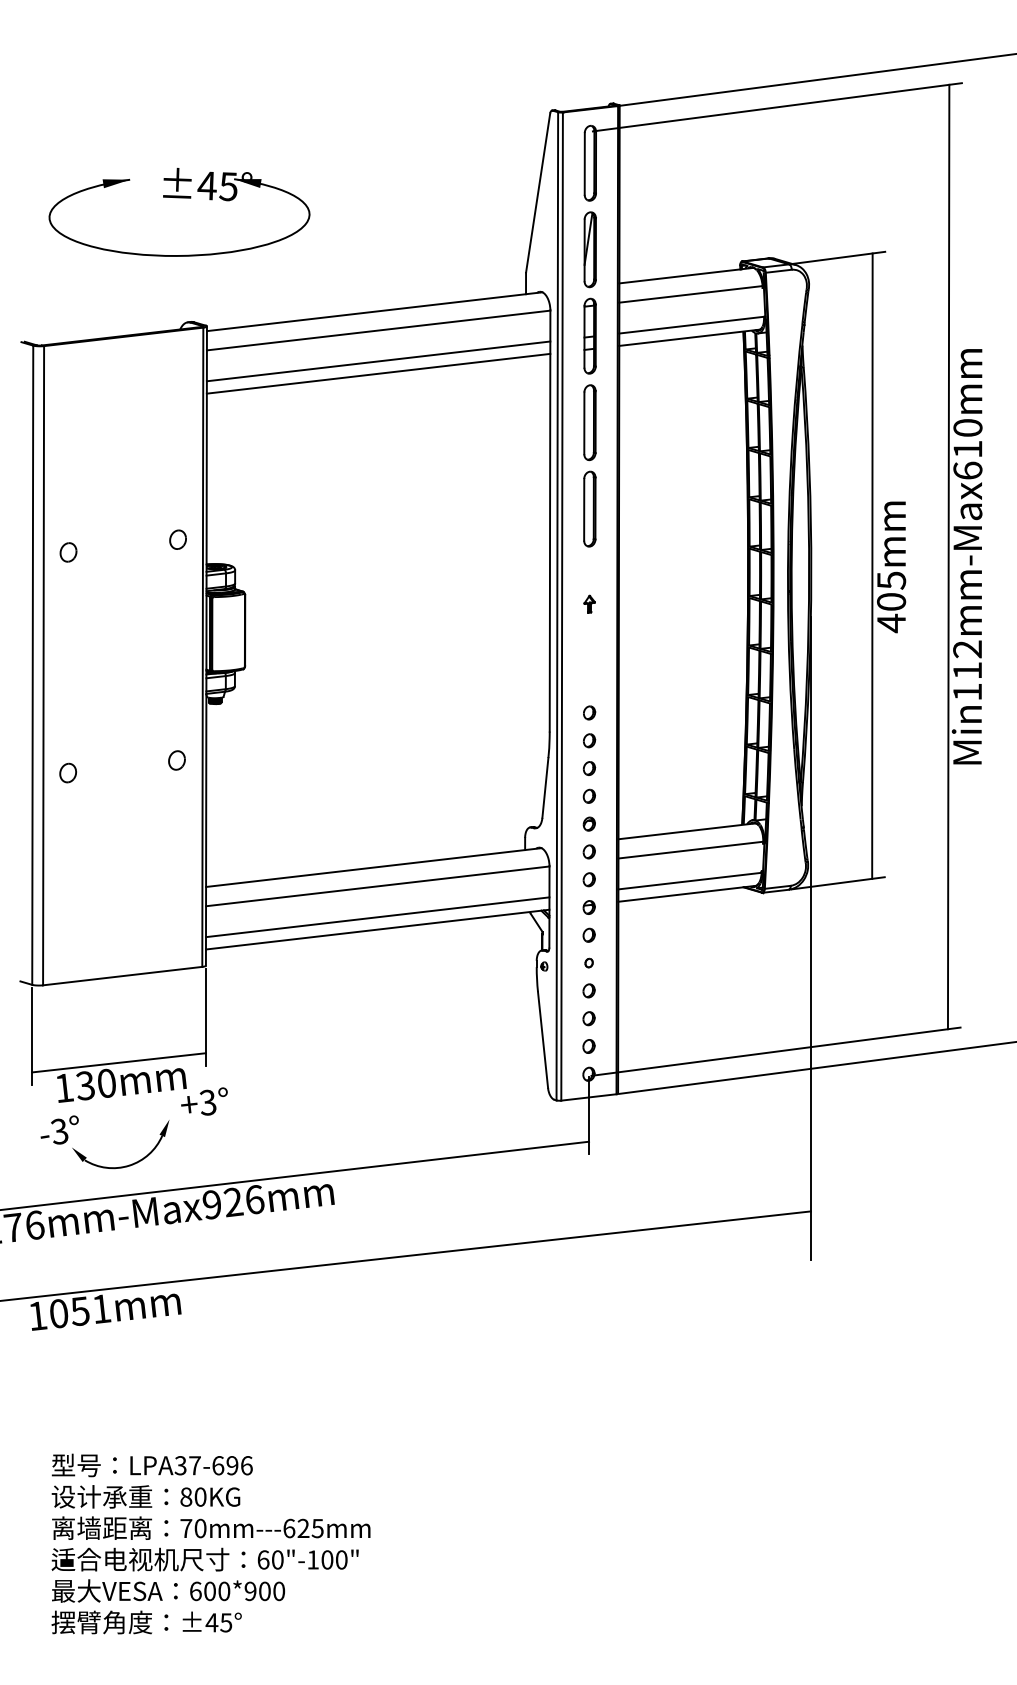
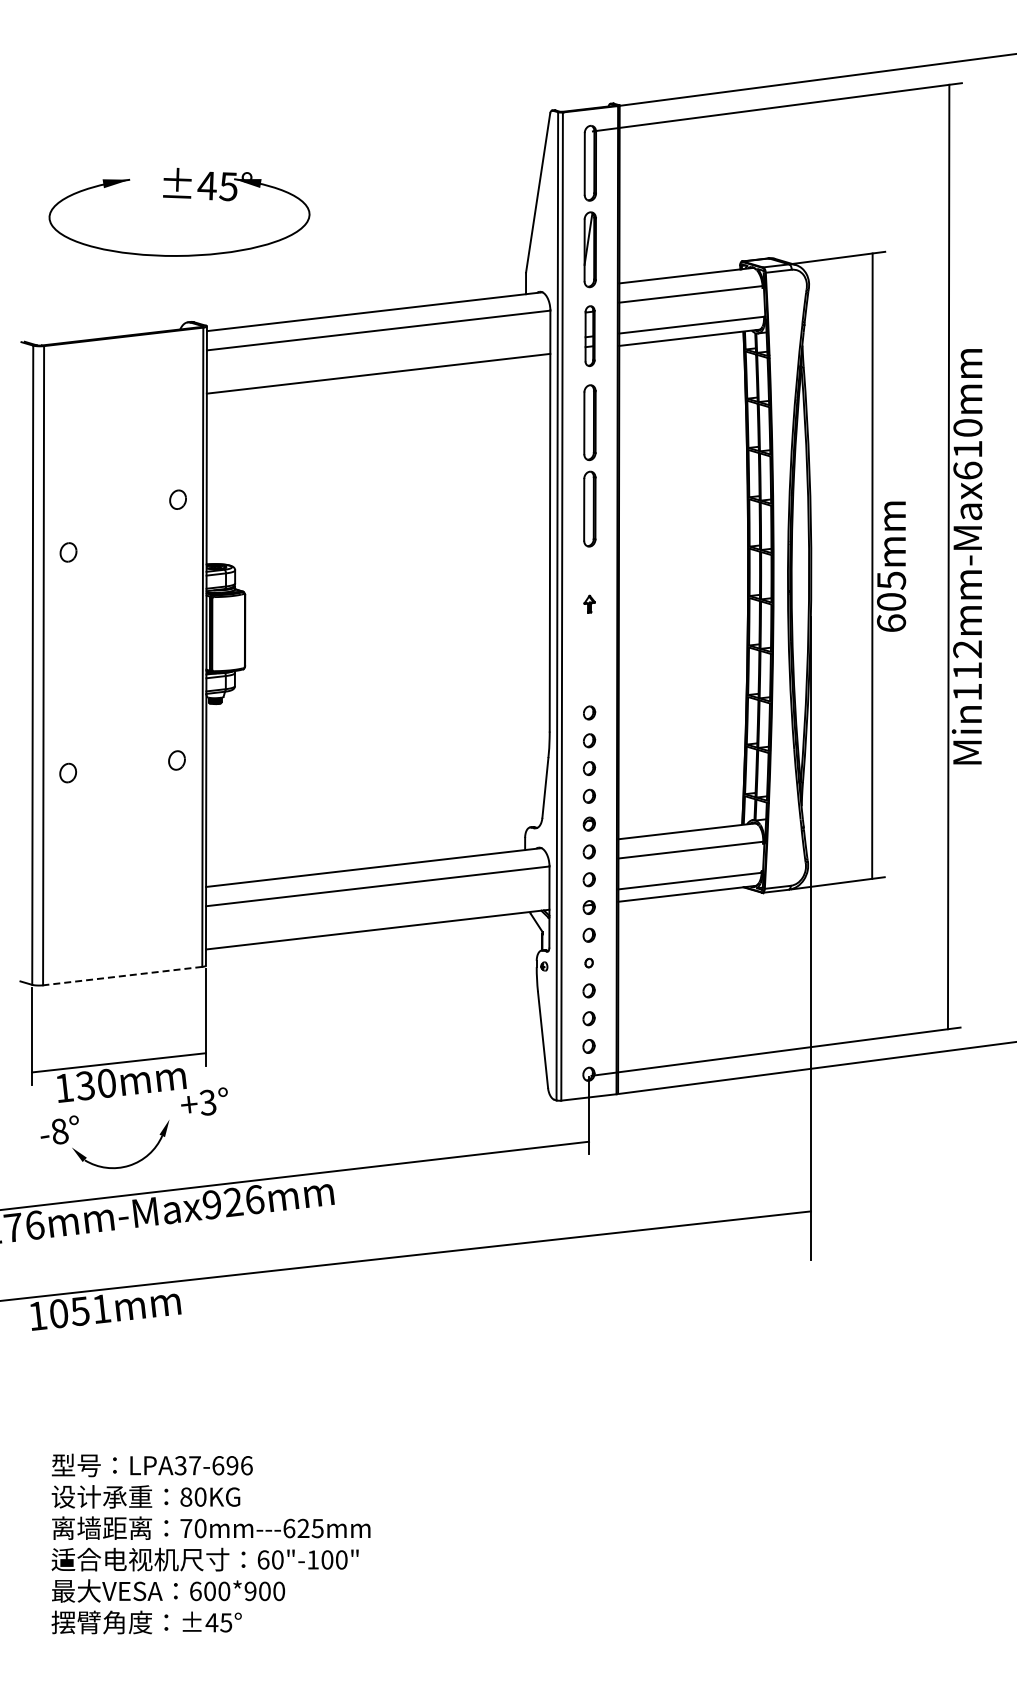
part size: 14x78 px -> 12x62 px (589, 335)
line: present -> none (378, 361)
part position: (177, 539) -> (177, 499) (177, 499)
text: 405mm -> 605mm (891, 623)
line: present -> none (377, 917)
line: solid -> dashed (122, 976)
text: -3° -> -8° (59, 1131)
